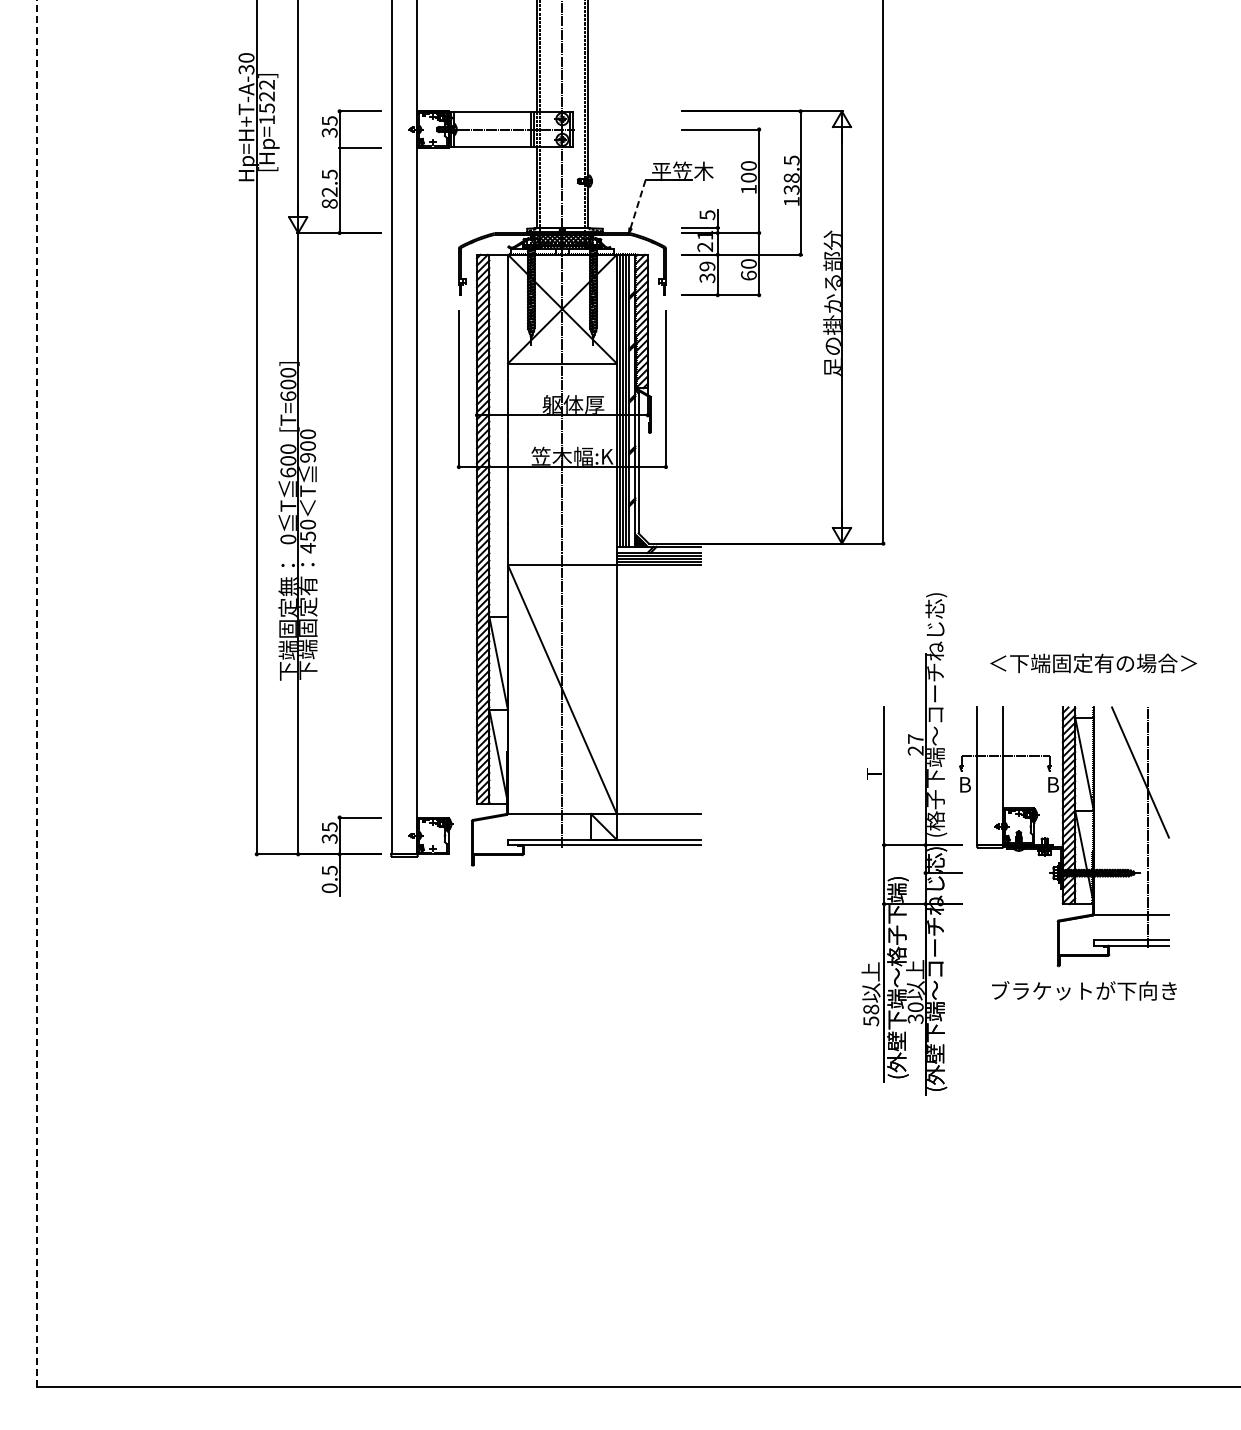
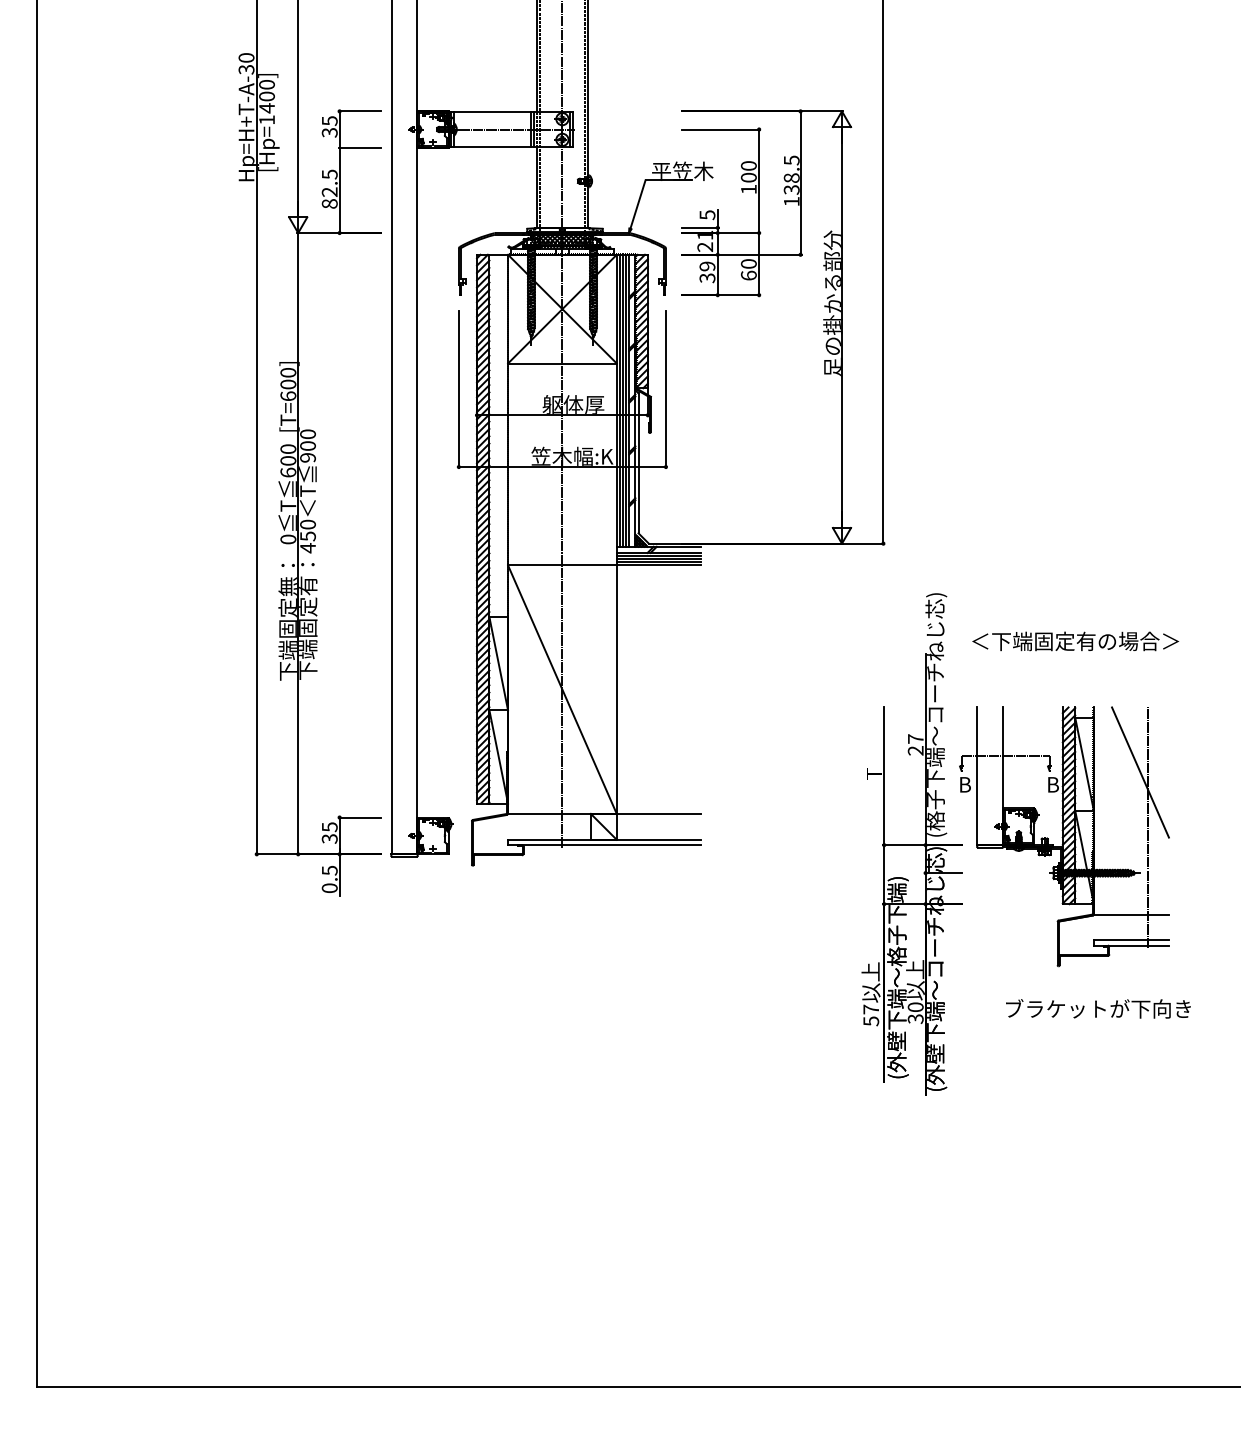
text: [Hp=1522] -> [Hp=1400] (266, 96)
line: dashed -> solid (638, 204)
text position: (1093, 663) -> (1075, 641) (1075, 641)
line: dashed -> solid (37, 693)
text position: (1084, 990) -> (1098, 1008) (1098, 1008)
text: 58 -> 57 (871, 1009)
